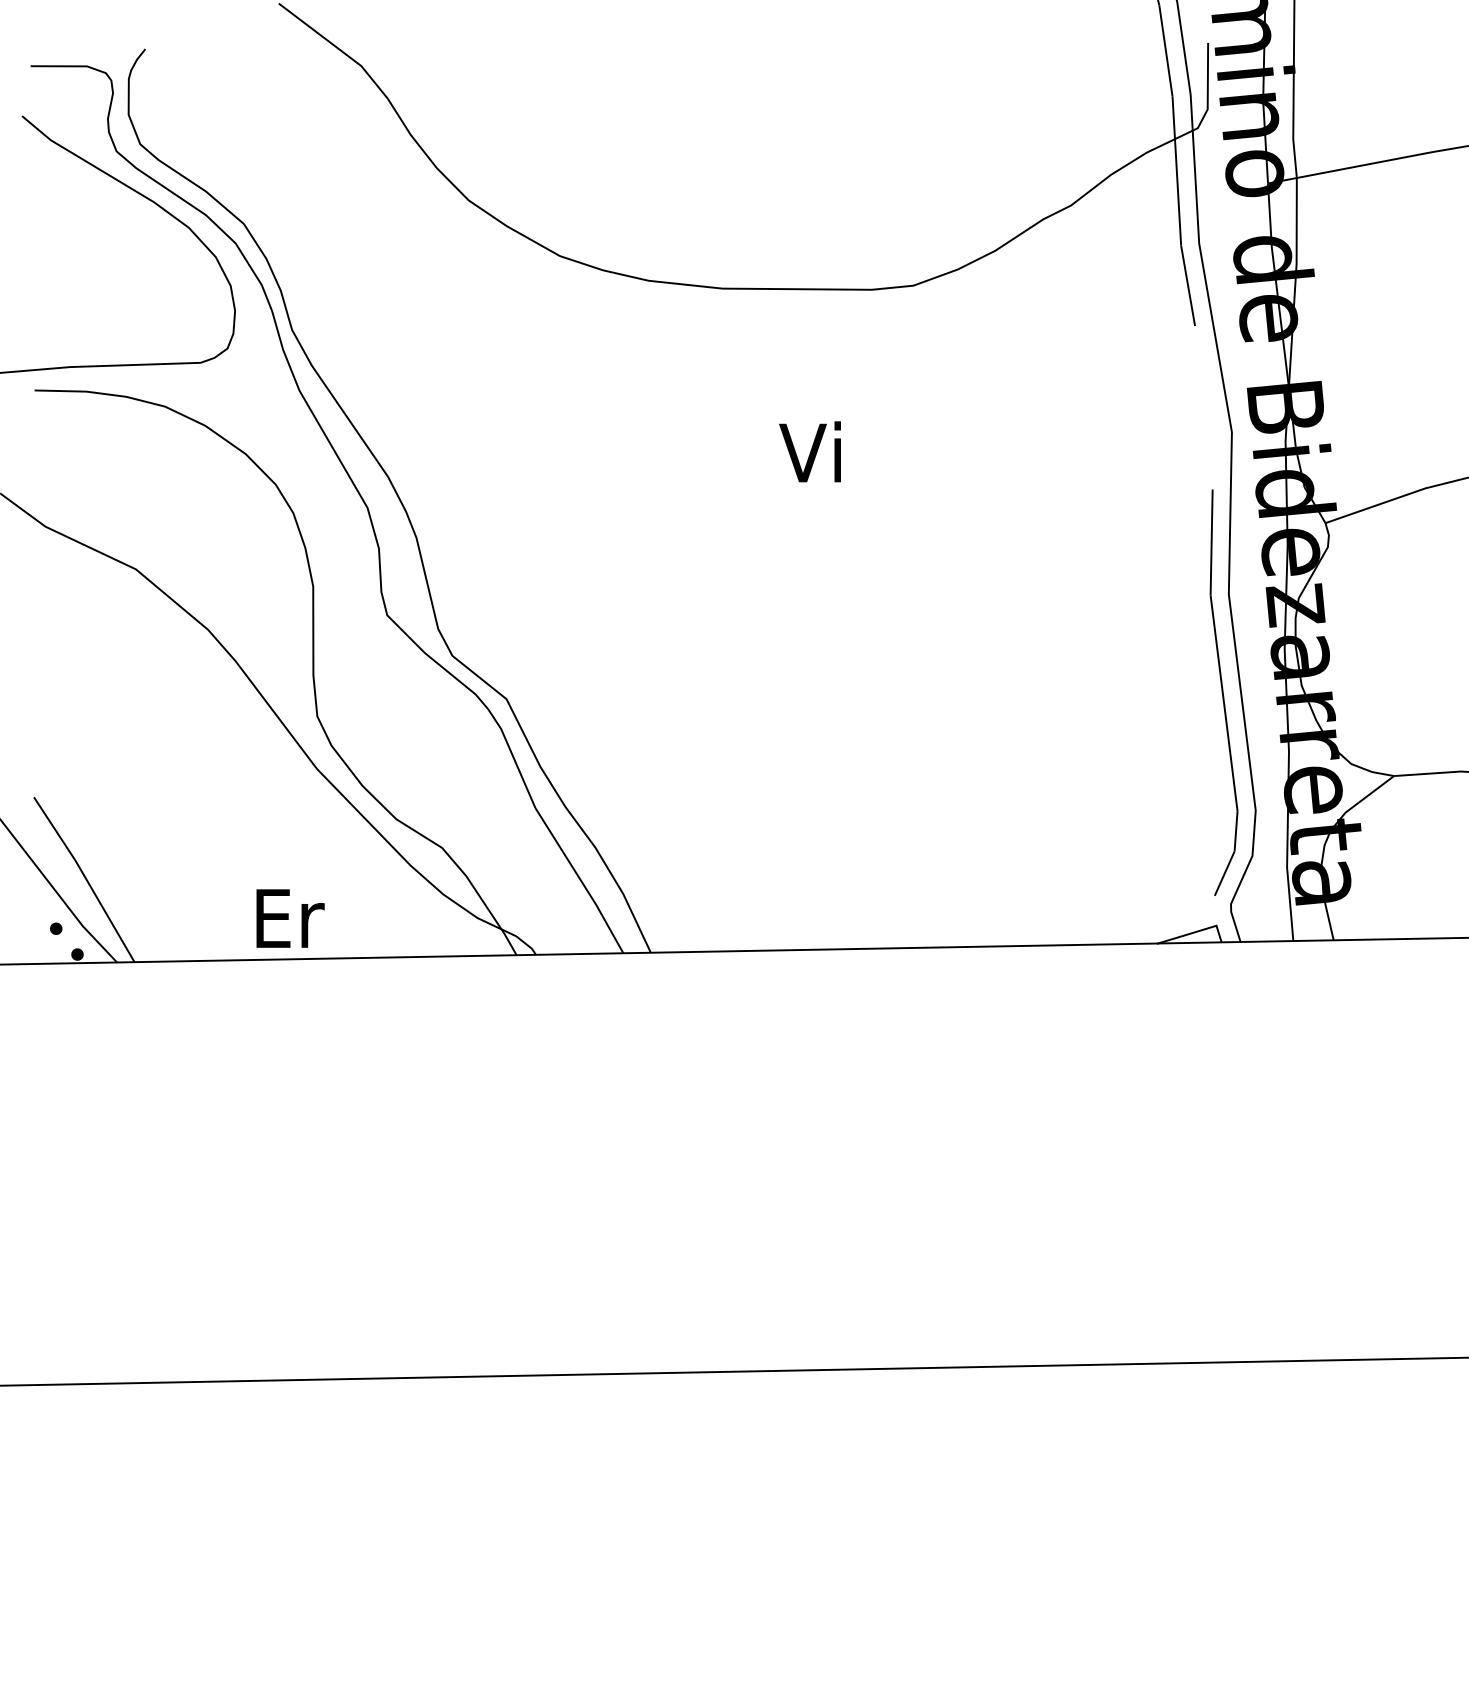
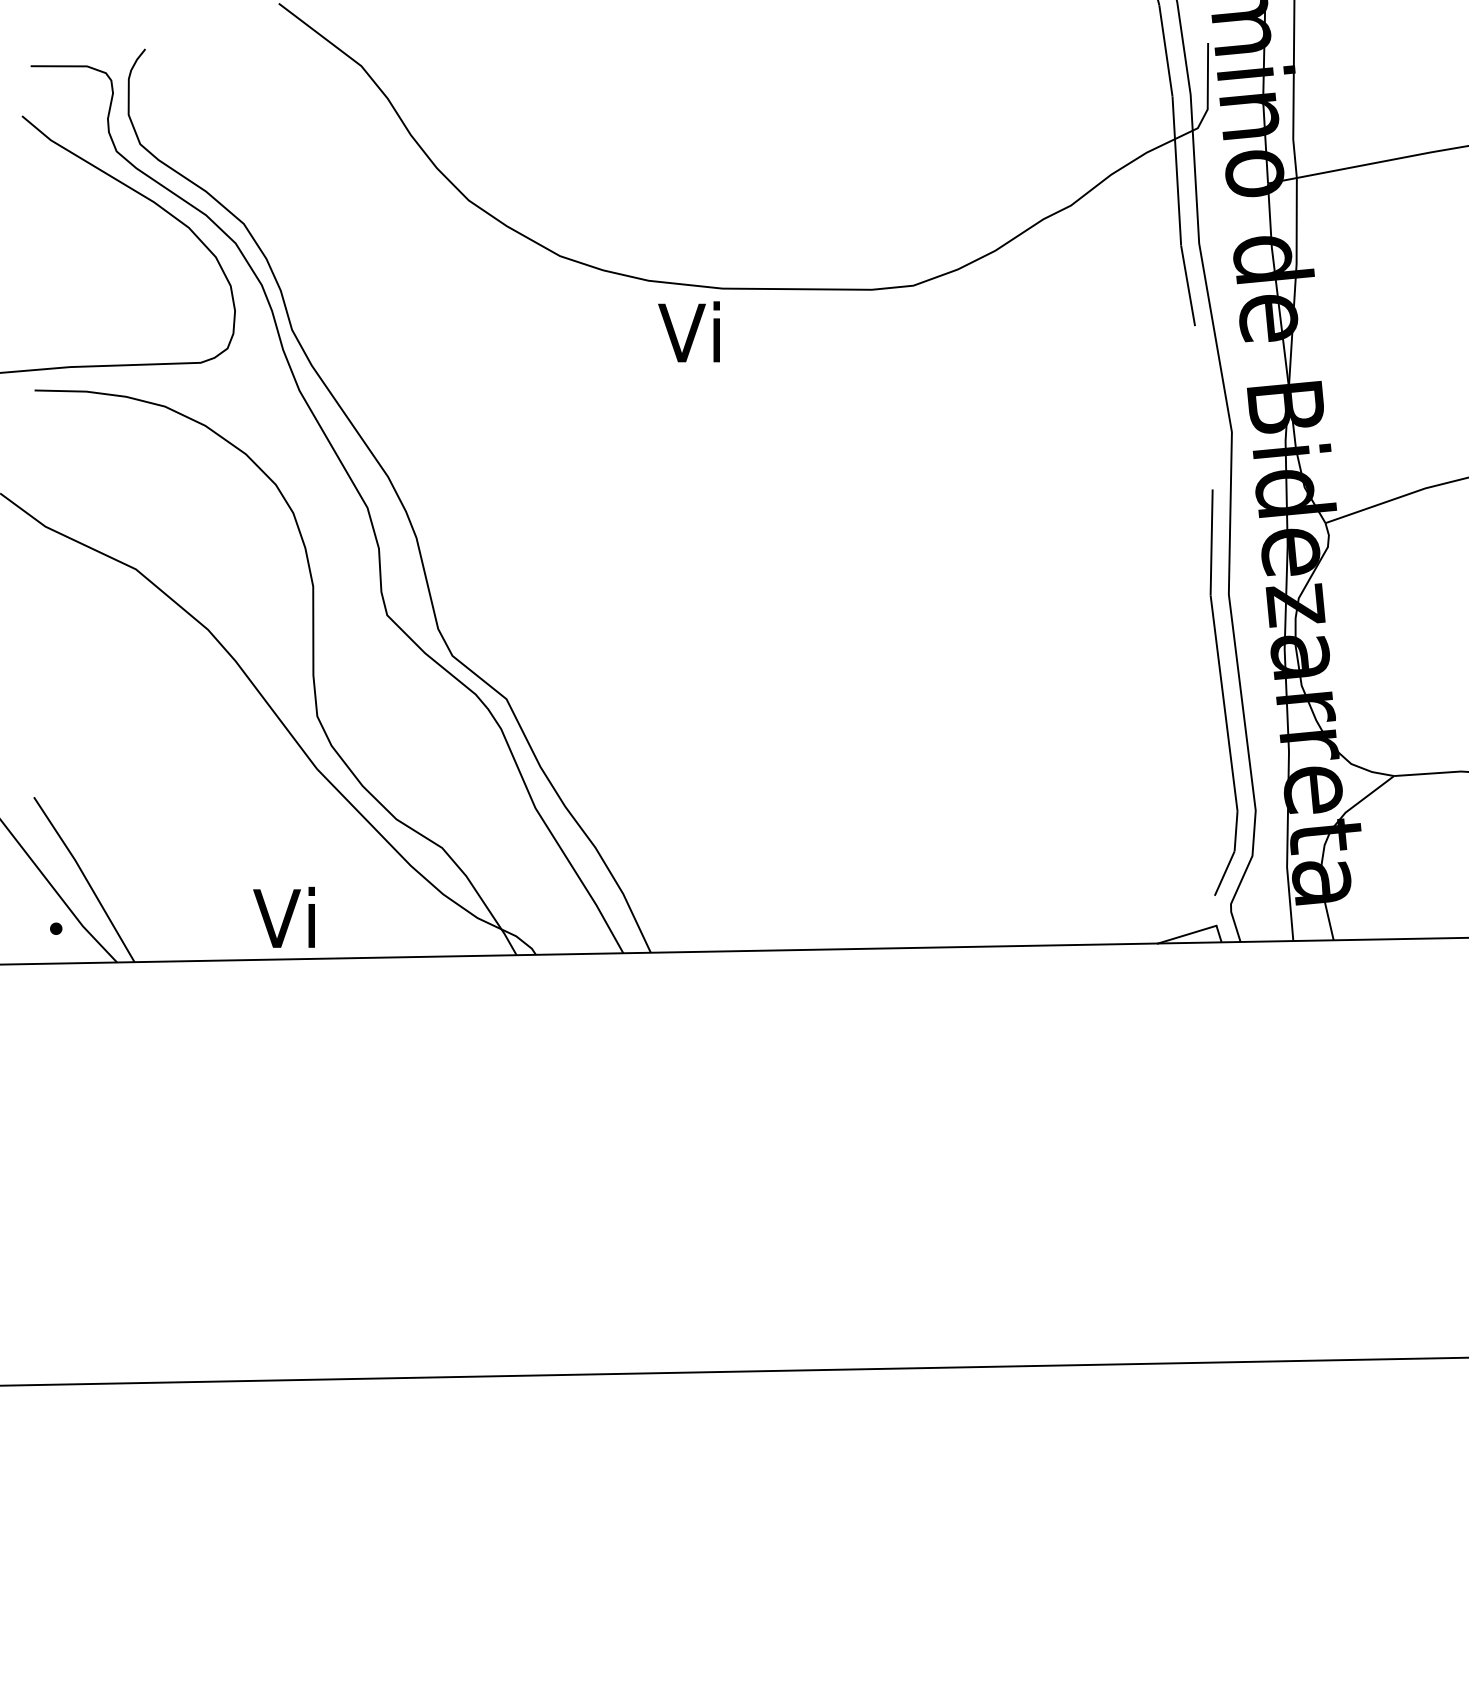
text position: (809, 451) -> (688, 331) (688, 331)
text: Er -> Vi (288, 916)
fill: present -> none (77, 954)
